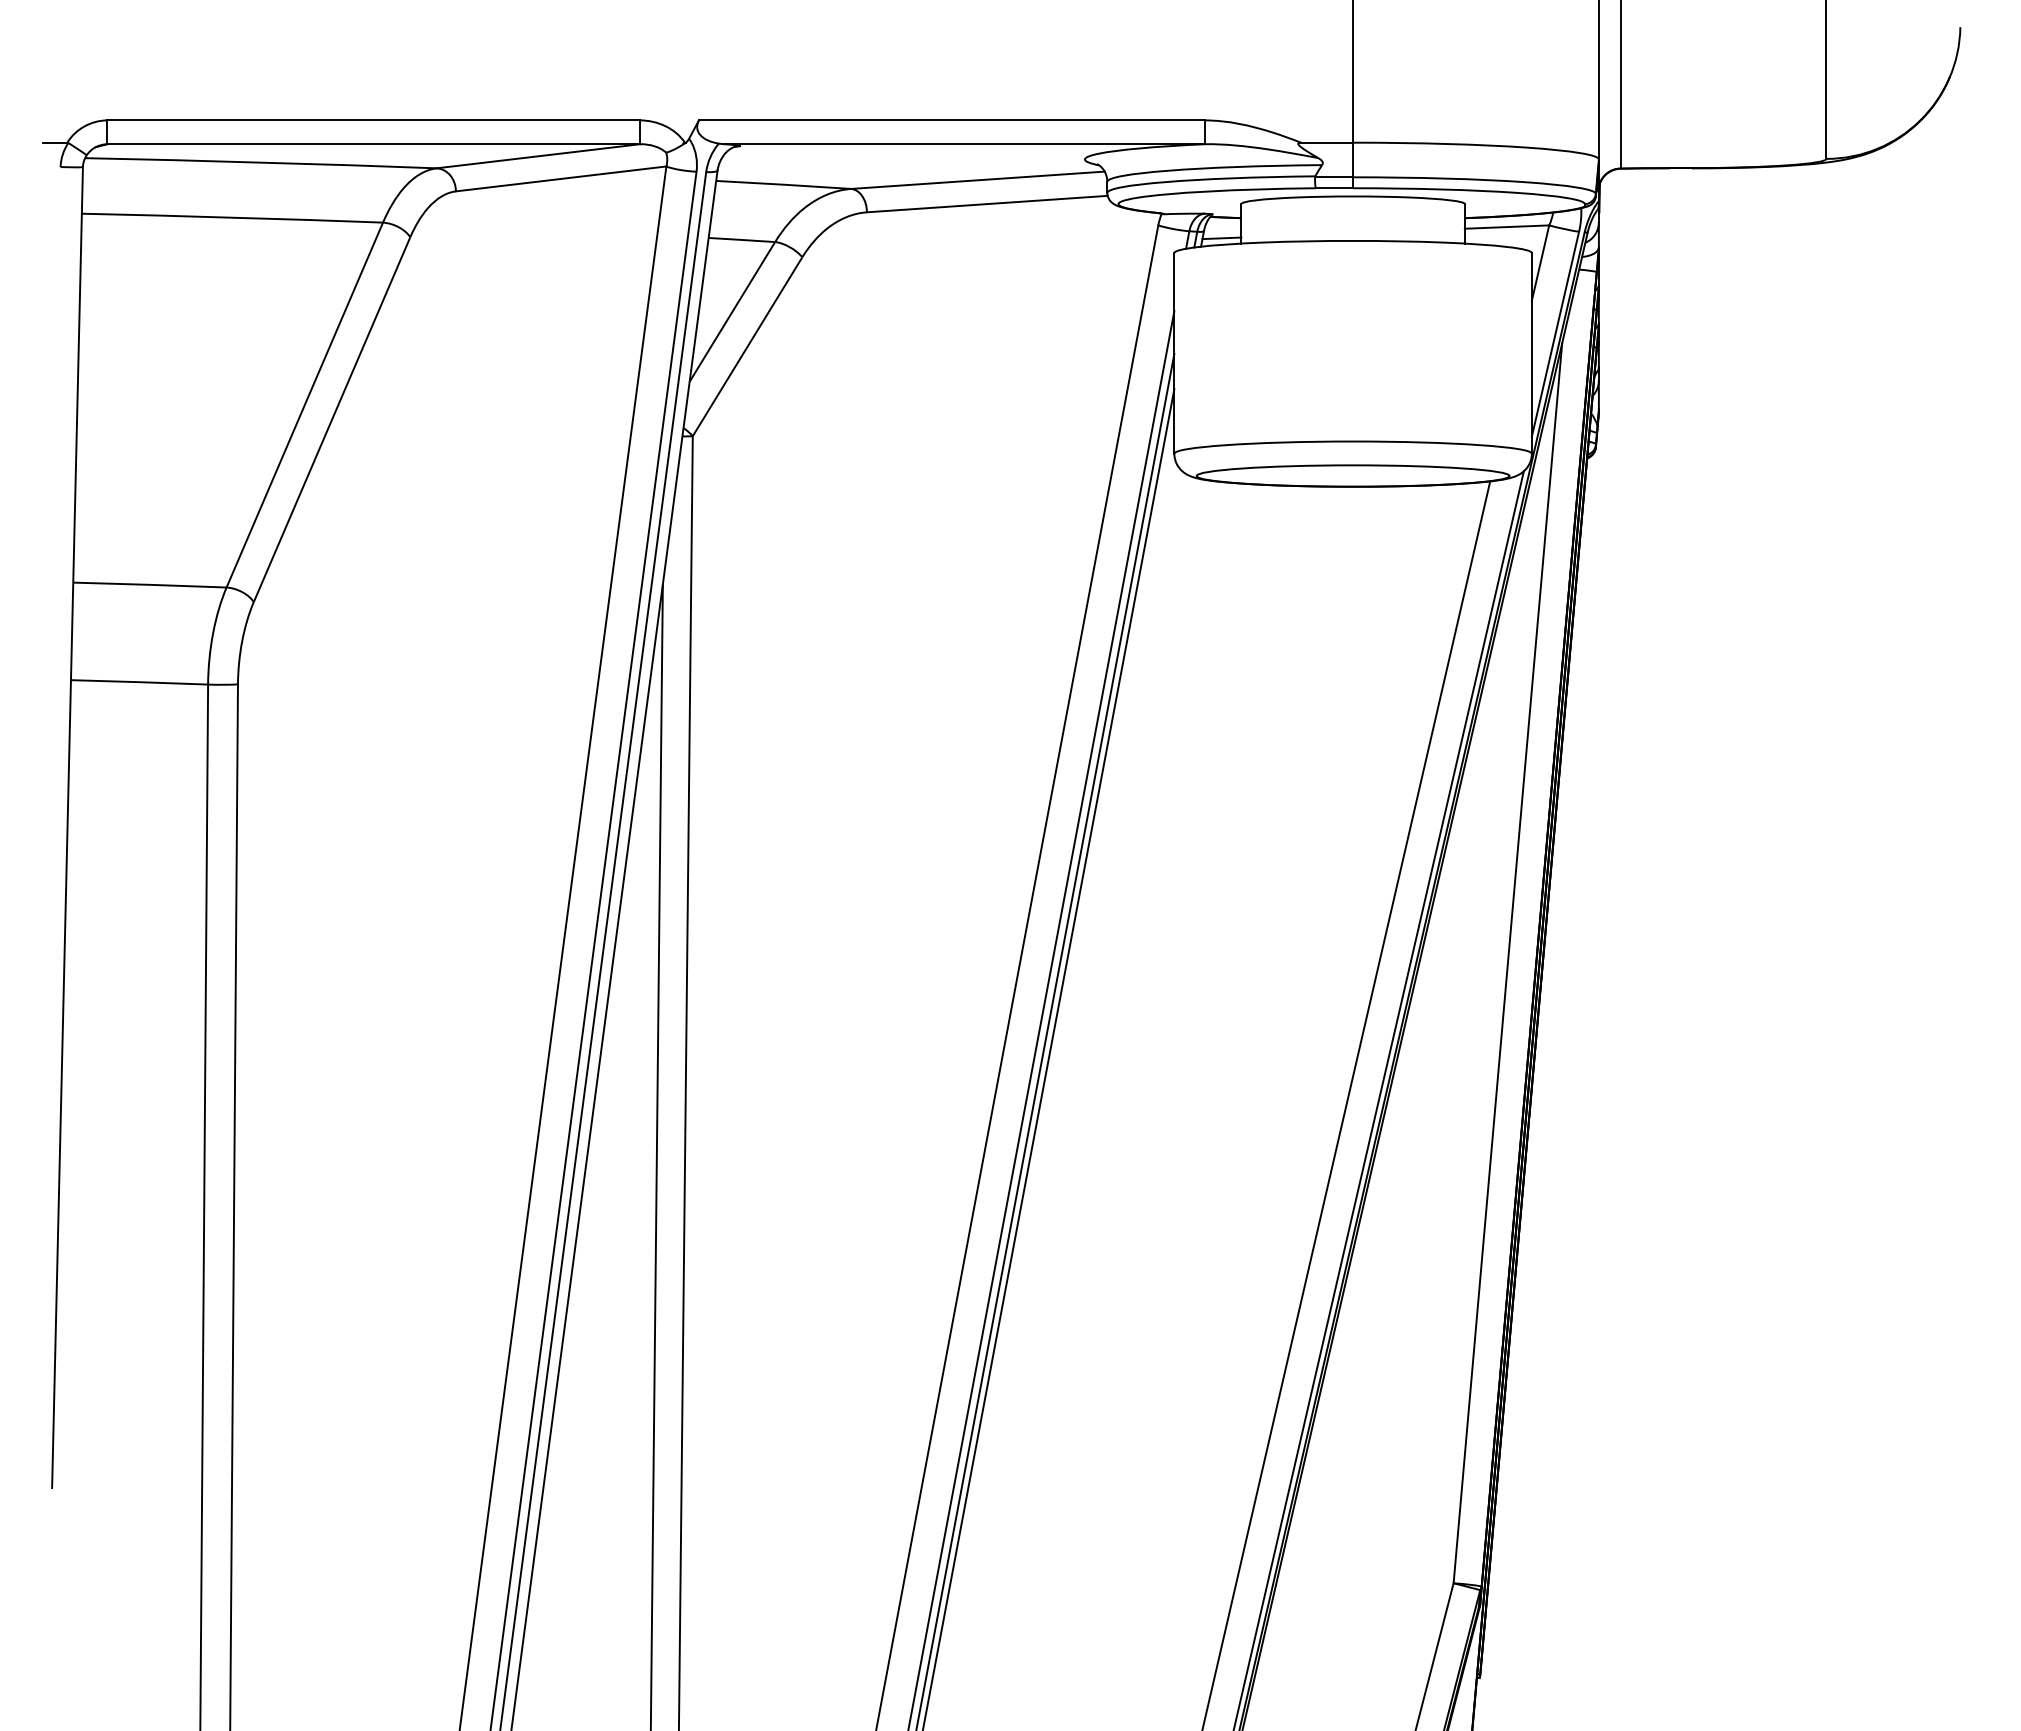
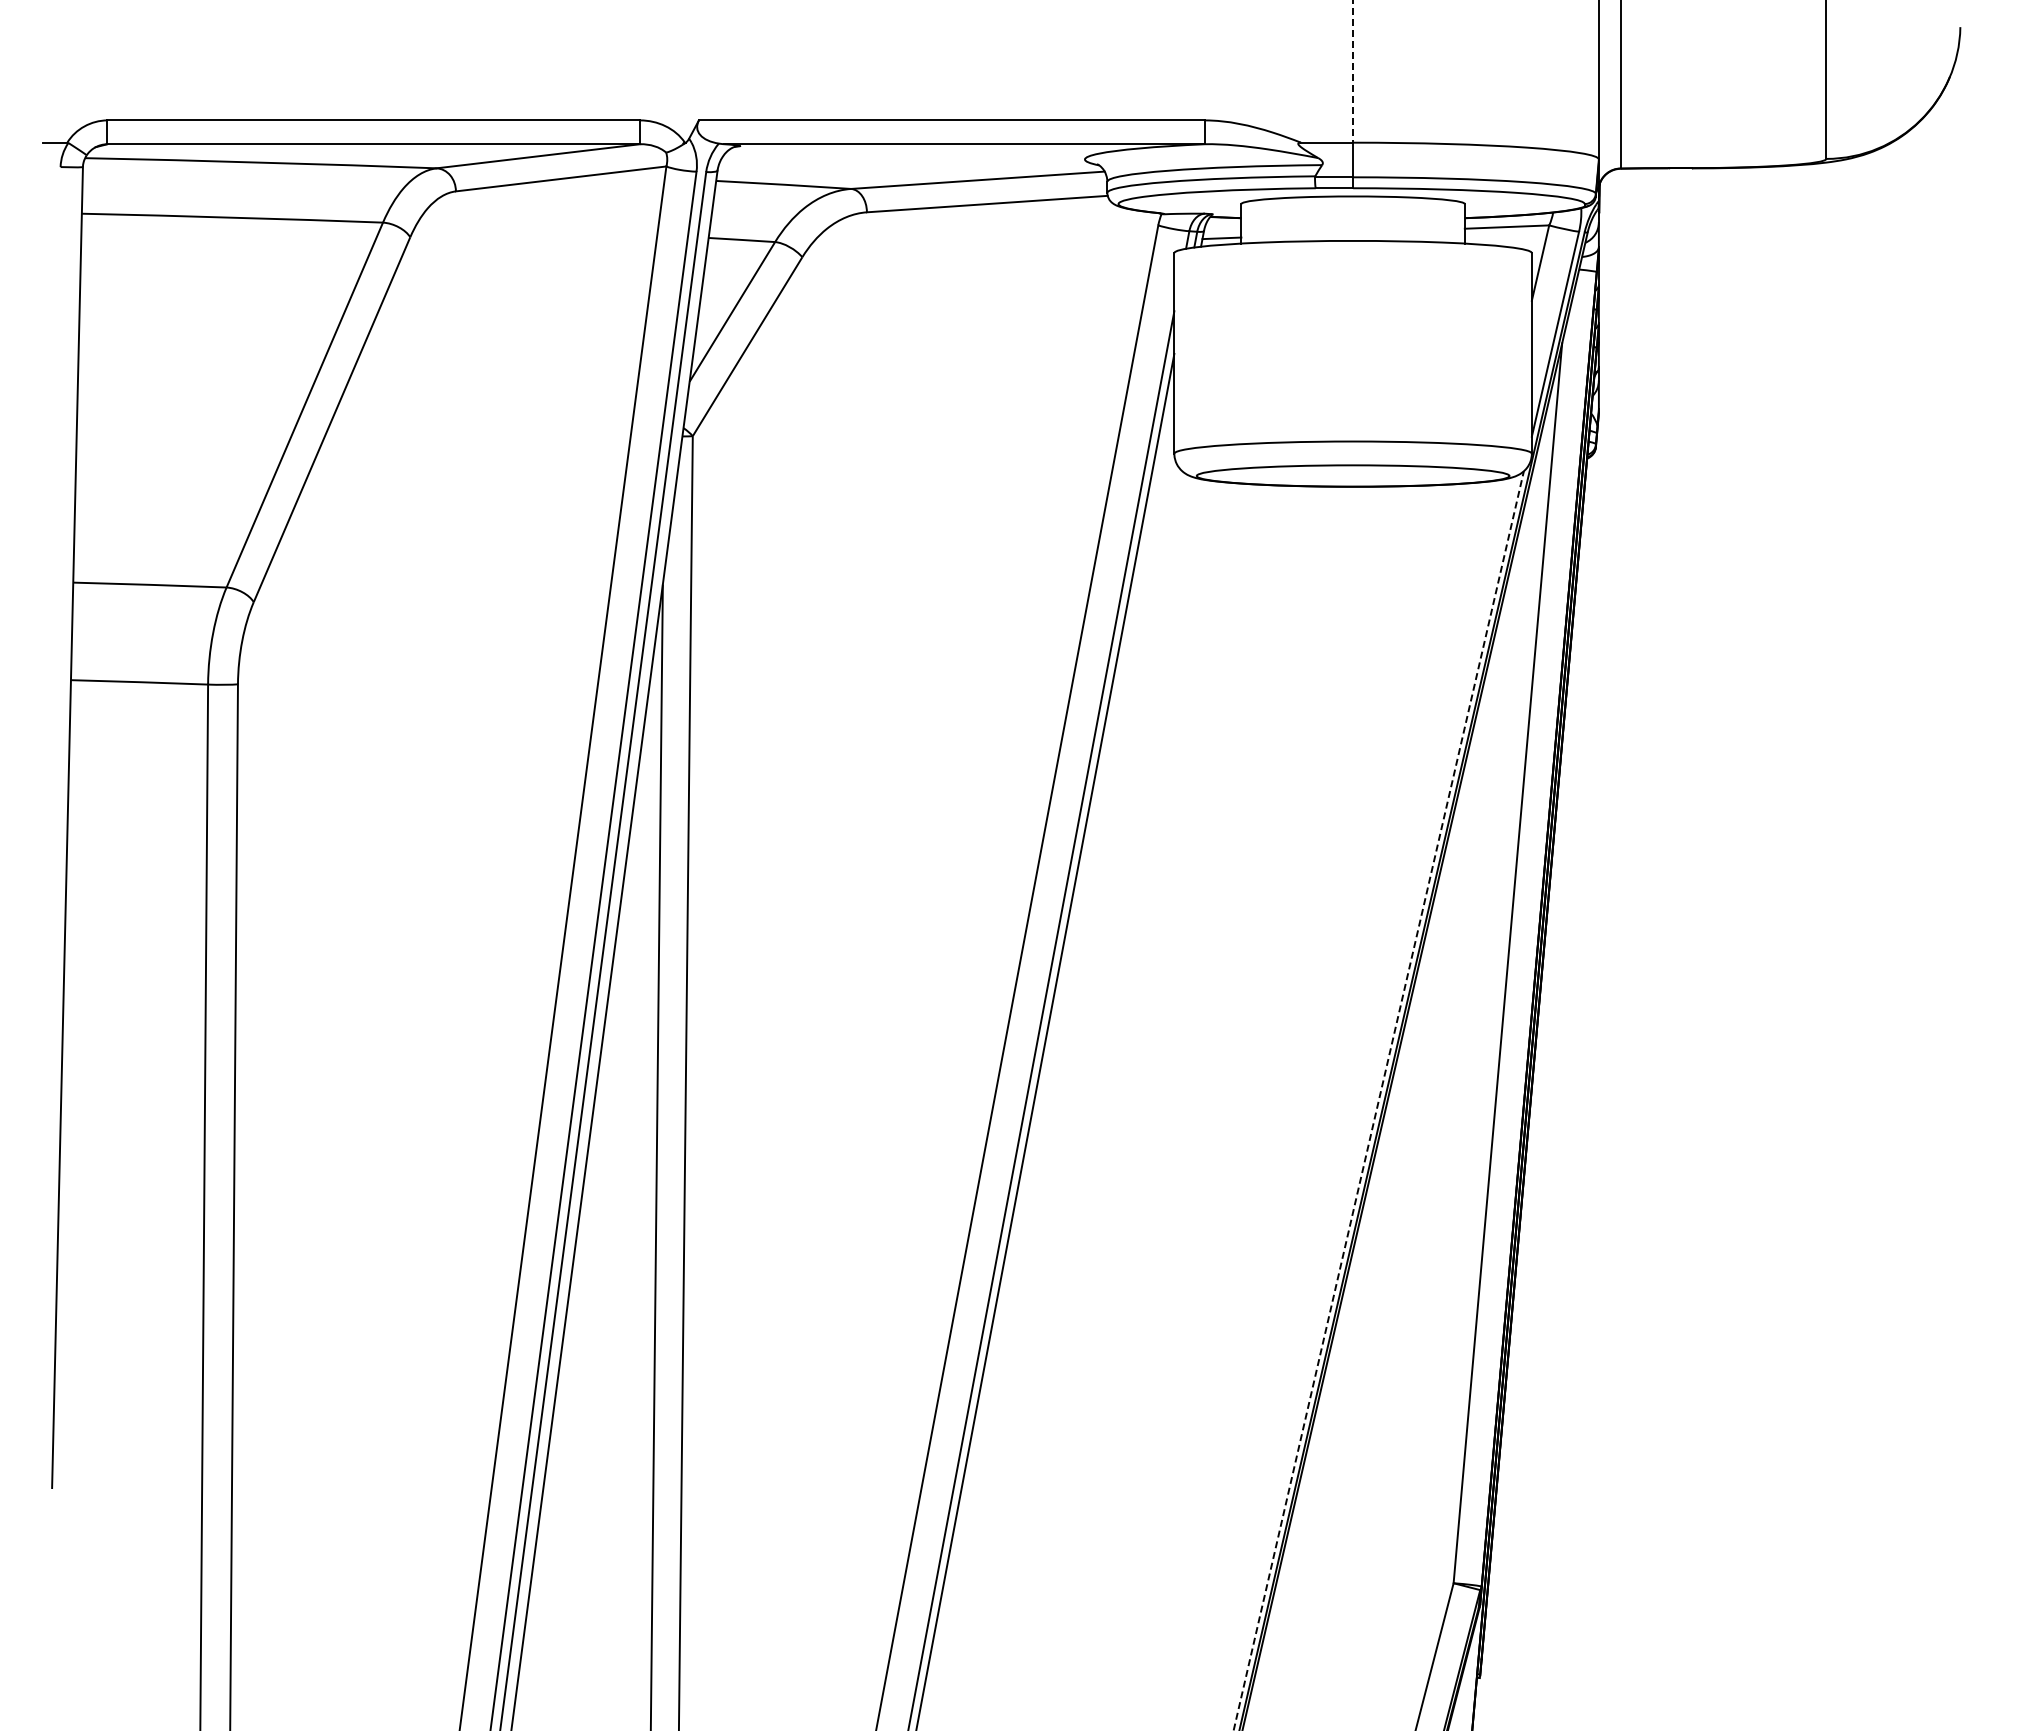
line: solid -> dashed (1353, 71)
line: present -> none (1048, 1058)
line: solid -> dashed (1378, 1100)
line: present -> none (1346, 1104)
